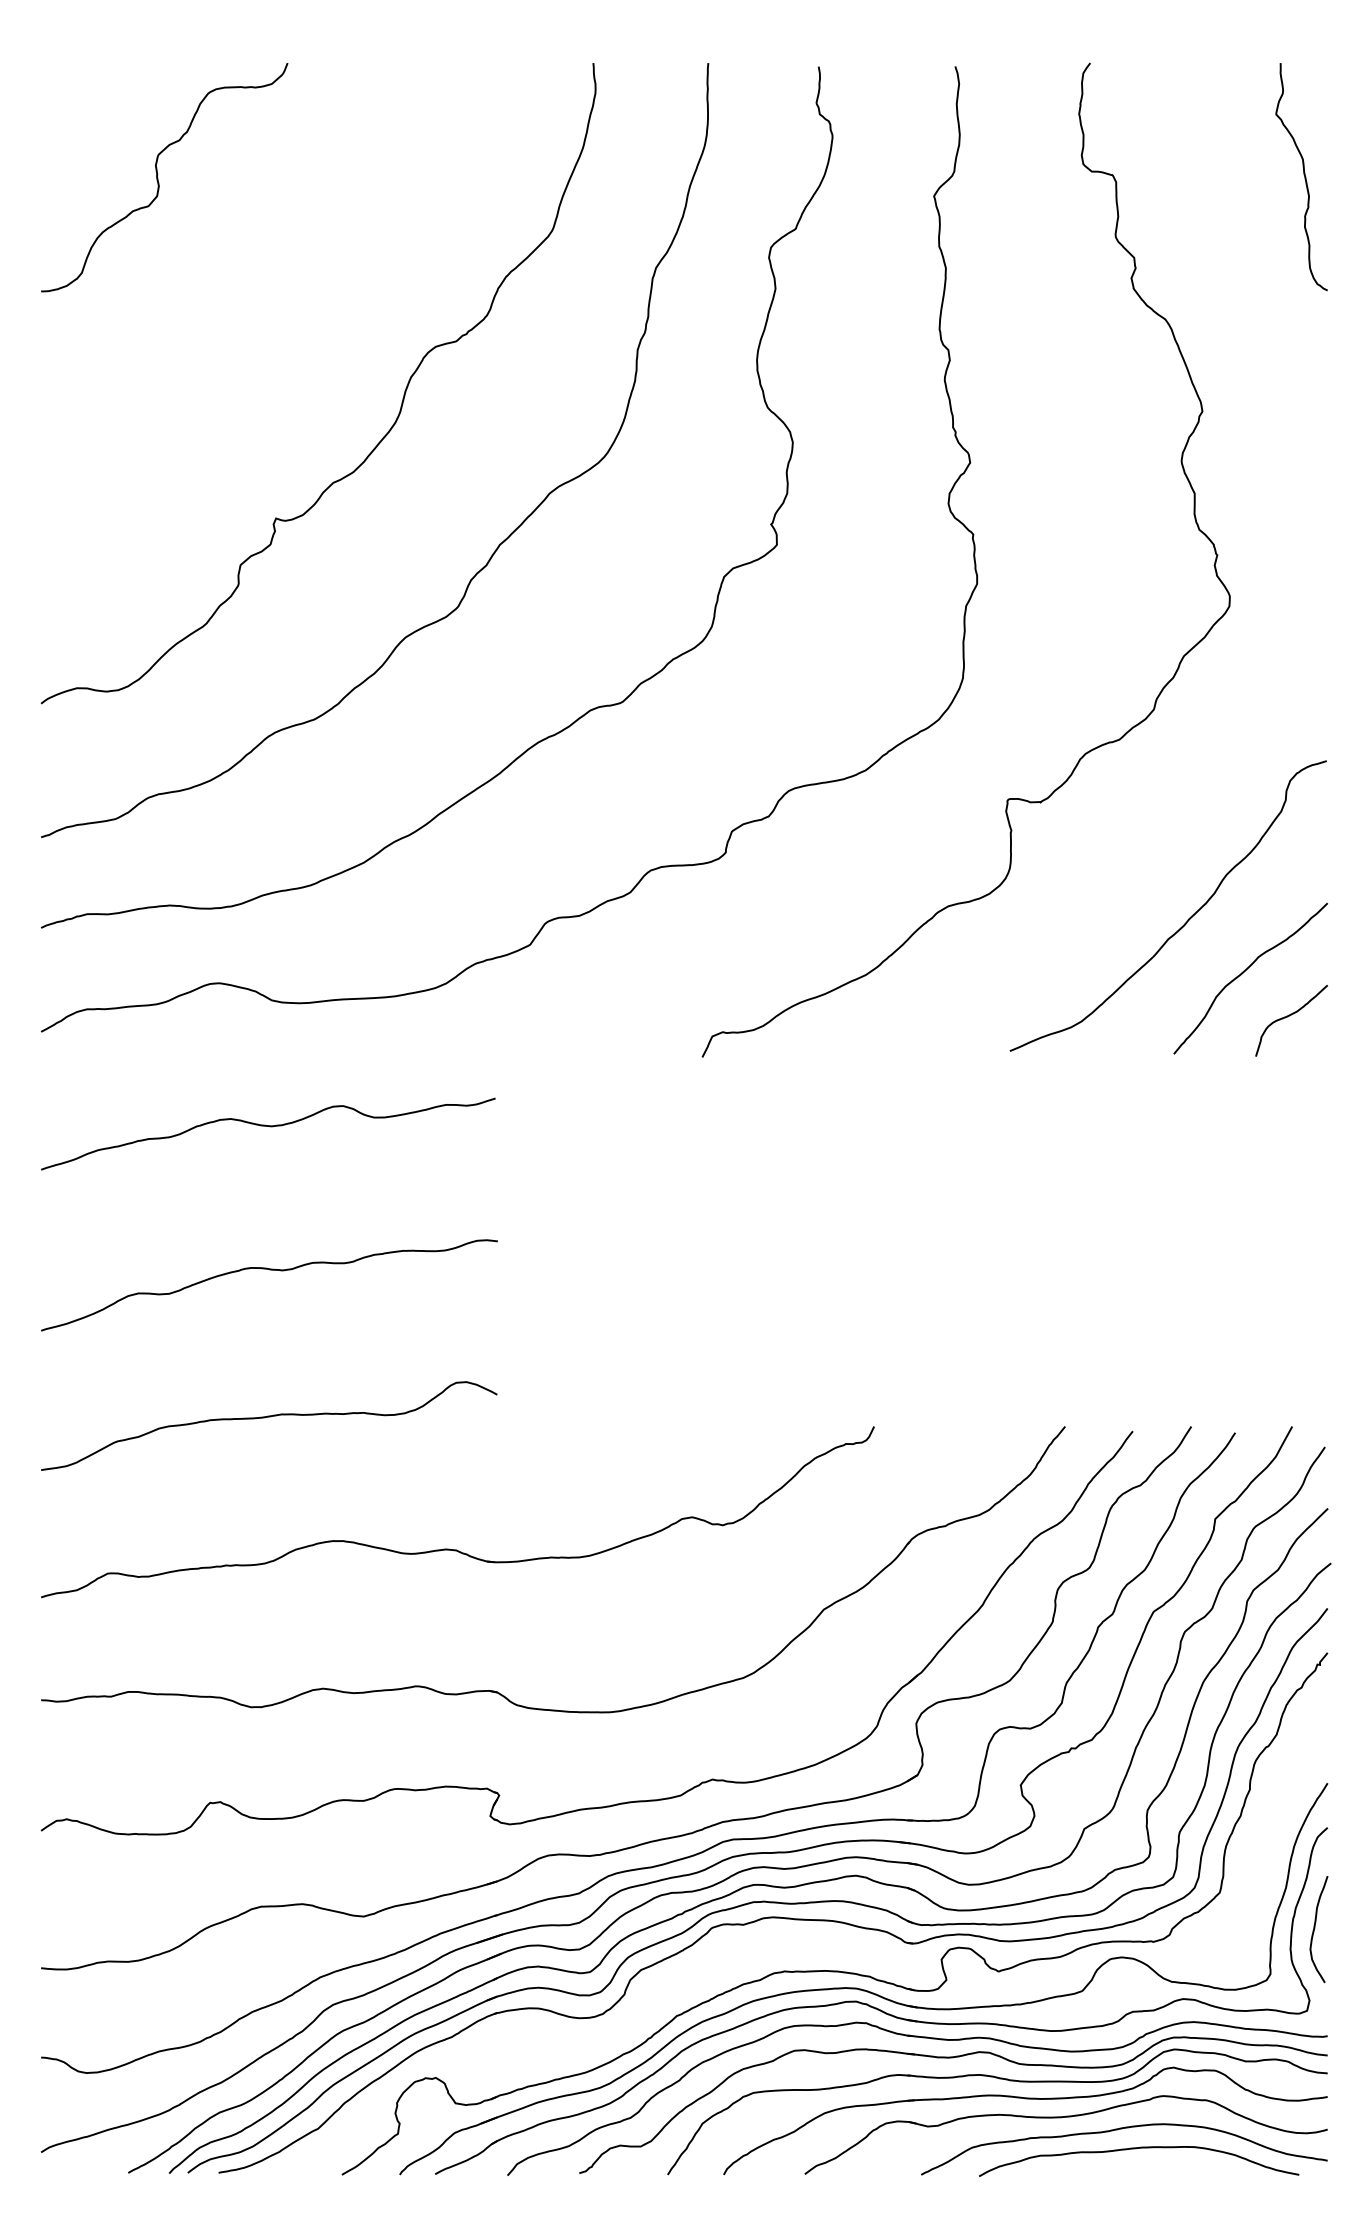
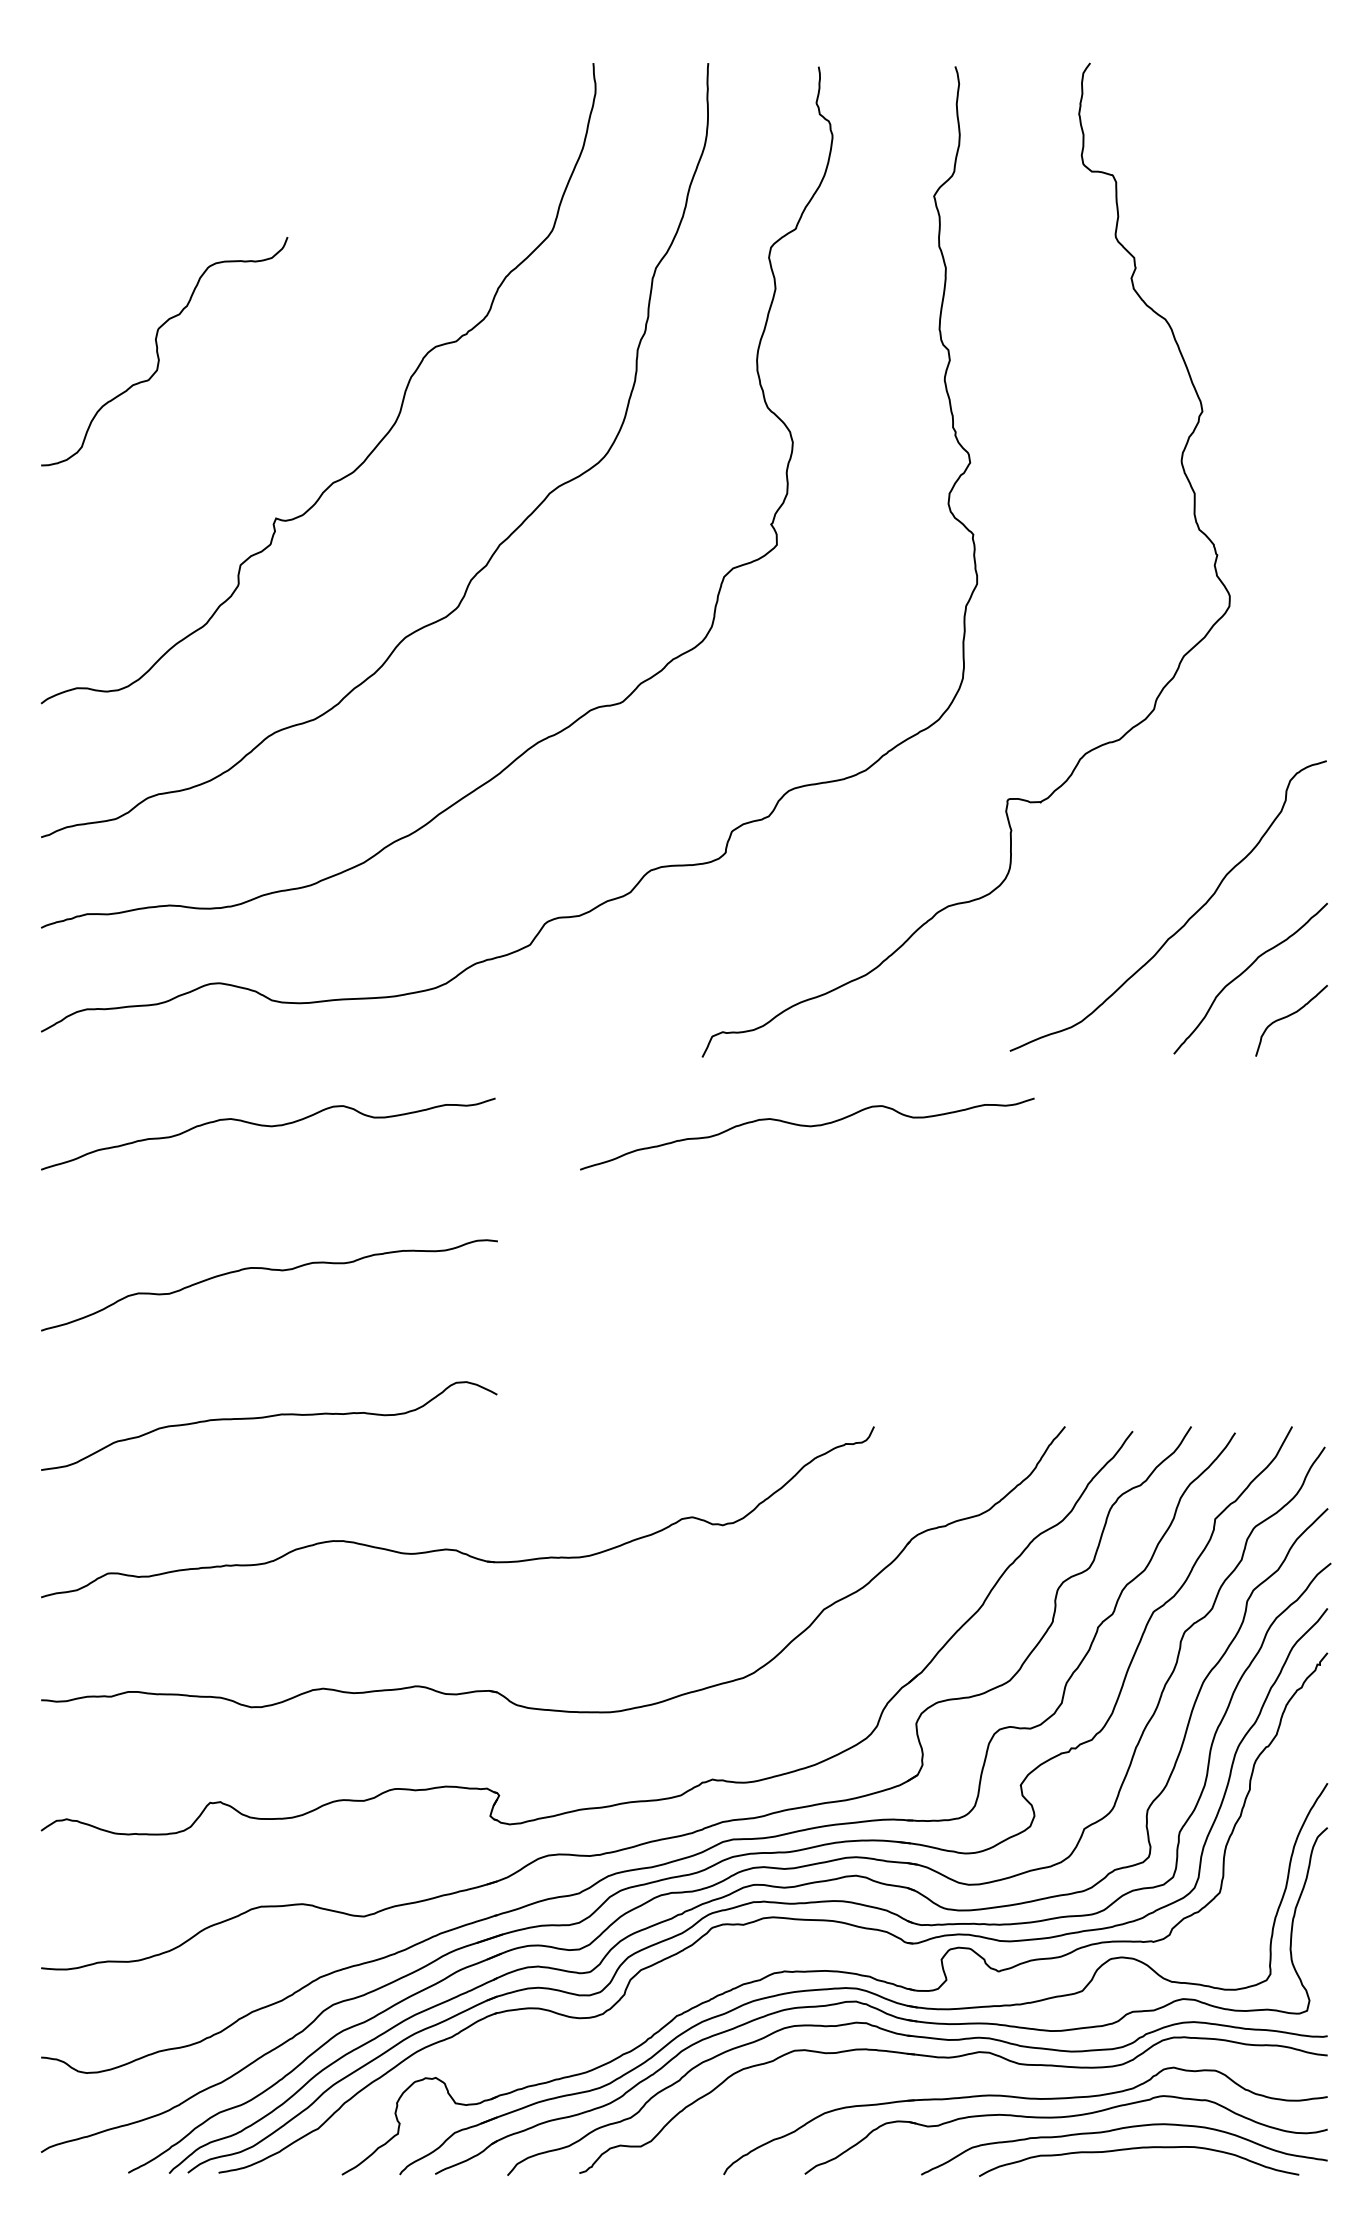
curve: present -> none (1304, 177)
curve position: (158, 178) -> (158, 352) (158, 352)
curve: none -> present (808, 1127)
curve: present -> none (1315, 1928)
part: present -> none (1005, 2080)
